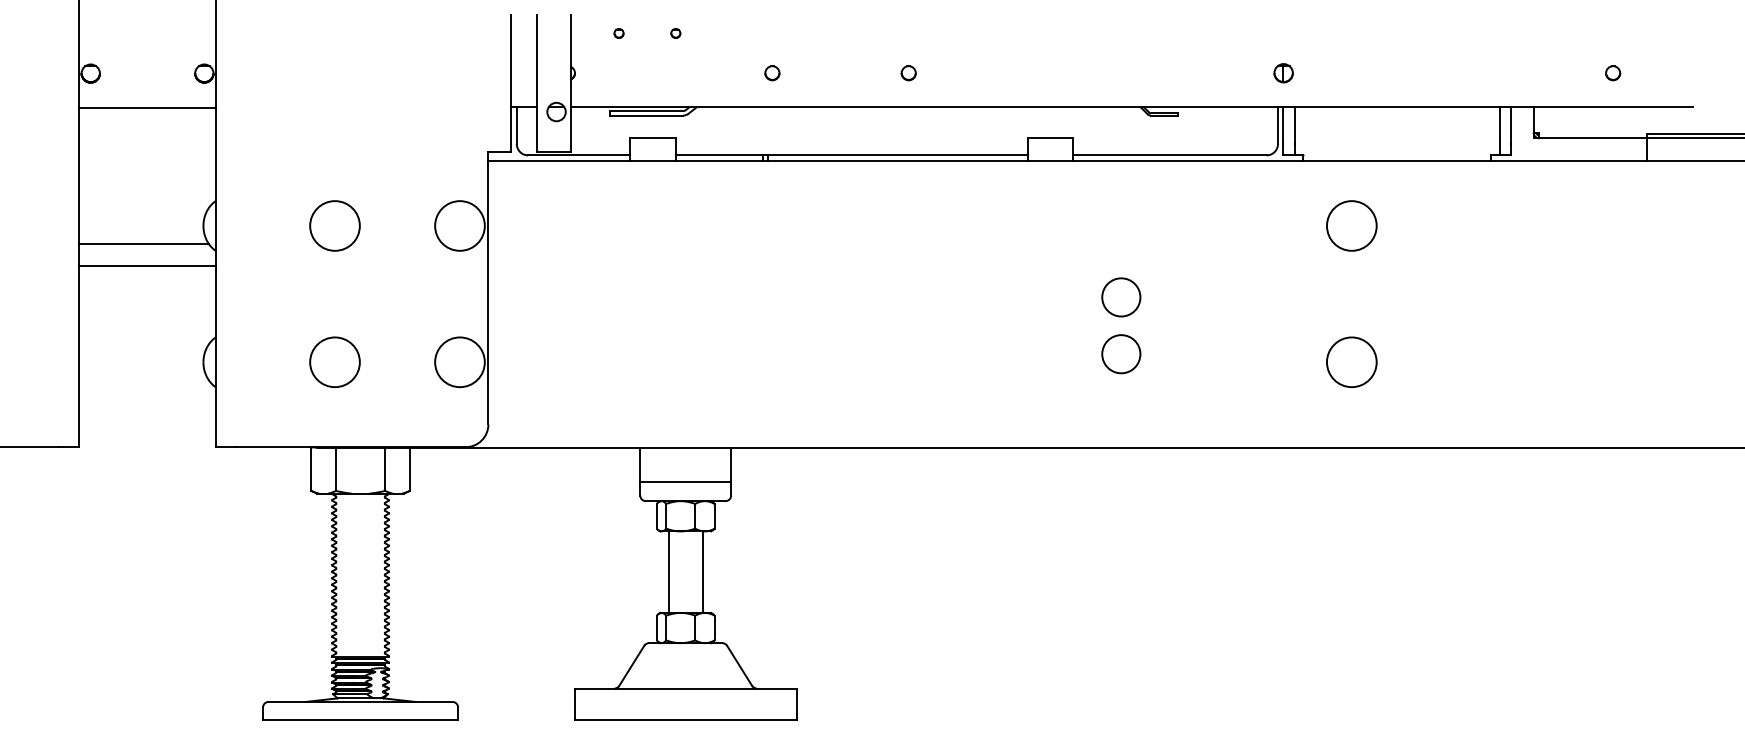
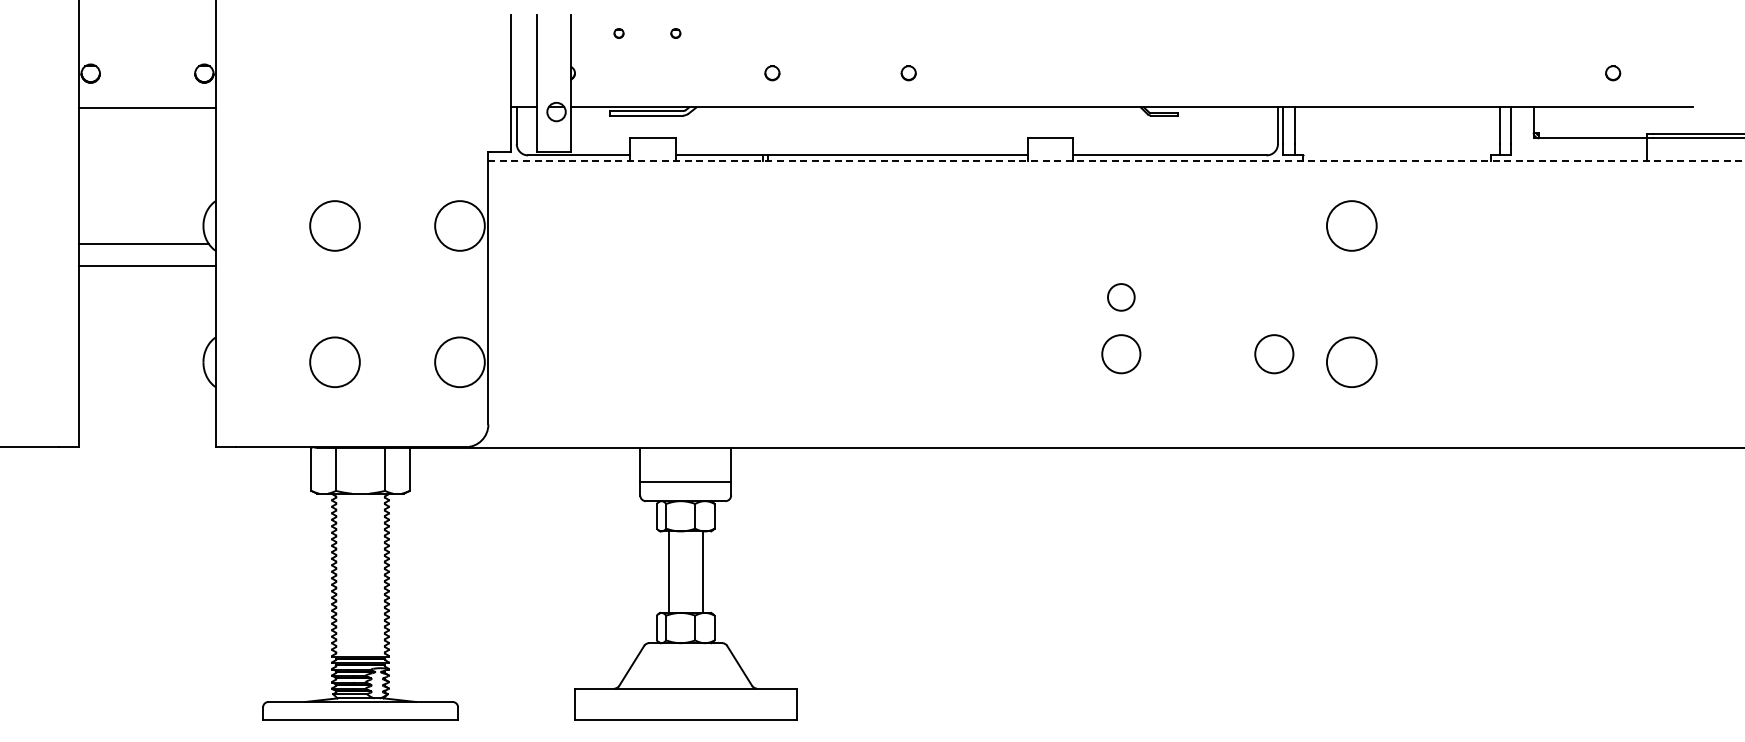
part: present -> none (1283, 73)
line: solid -> dashed (1116, 161)
circle diameter: 38 px -> 27 px (1120, 297)
circle: none -> present (1274, 354)
